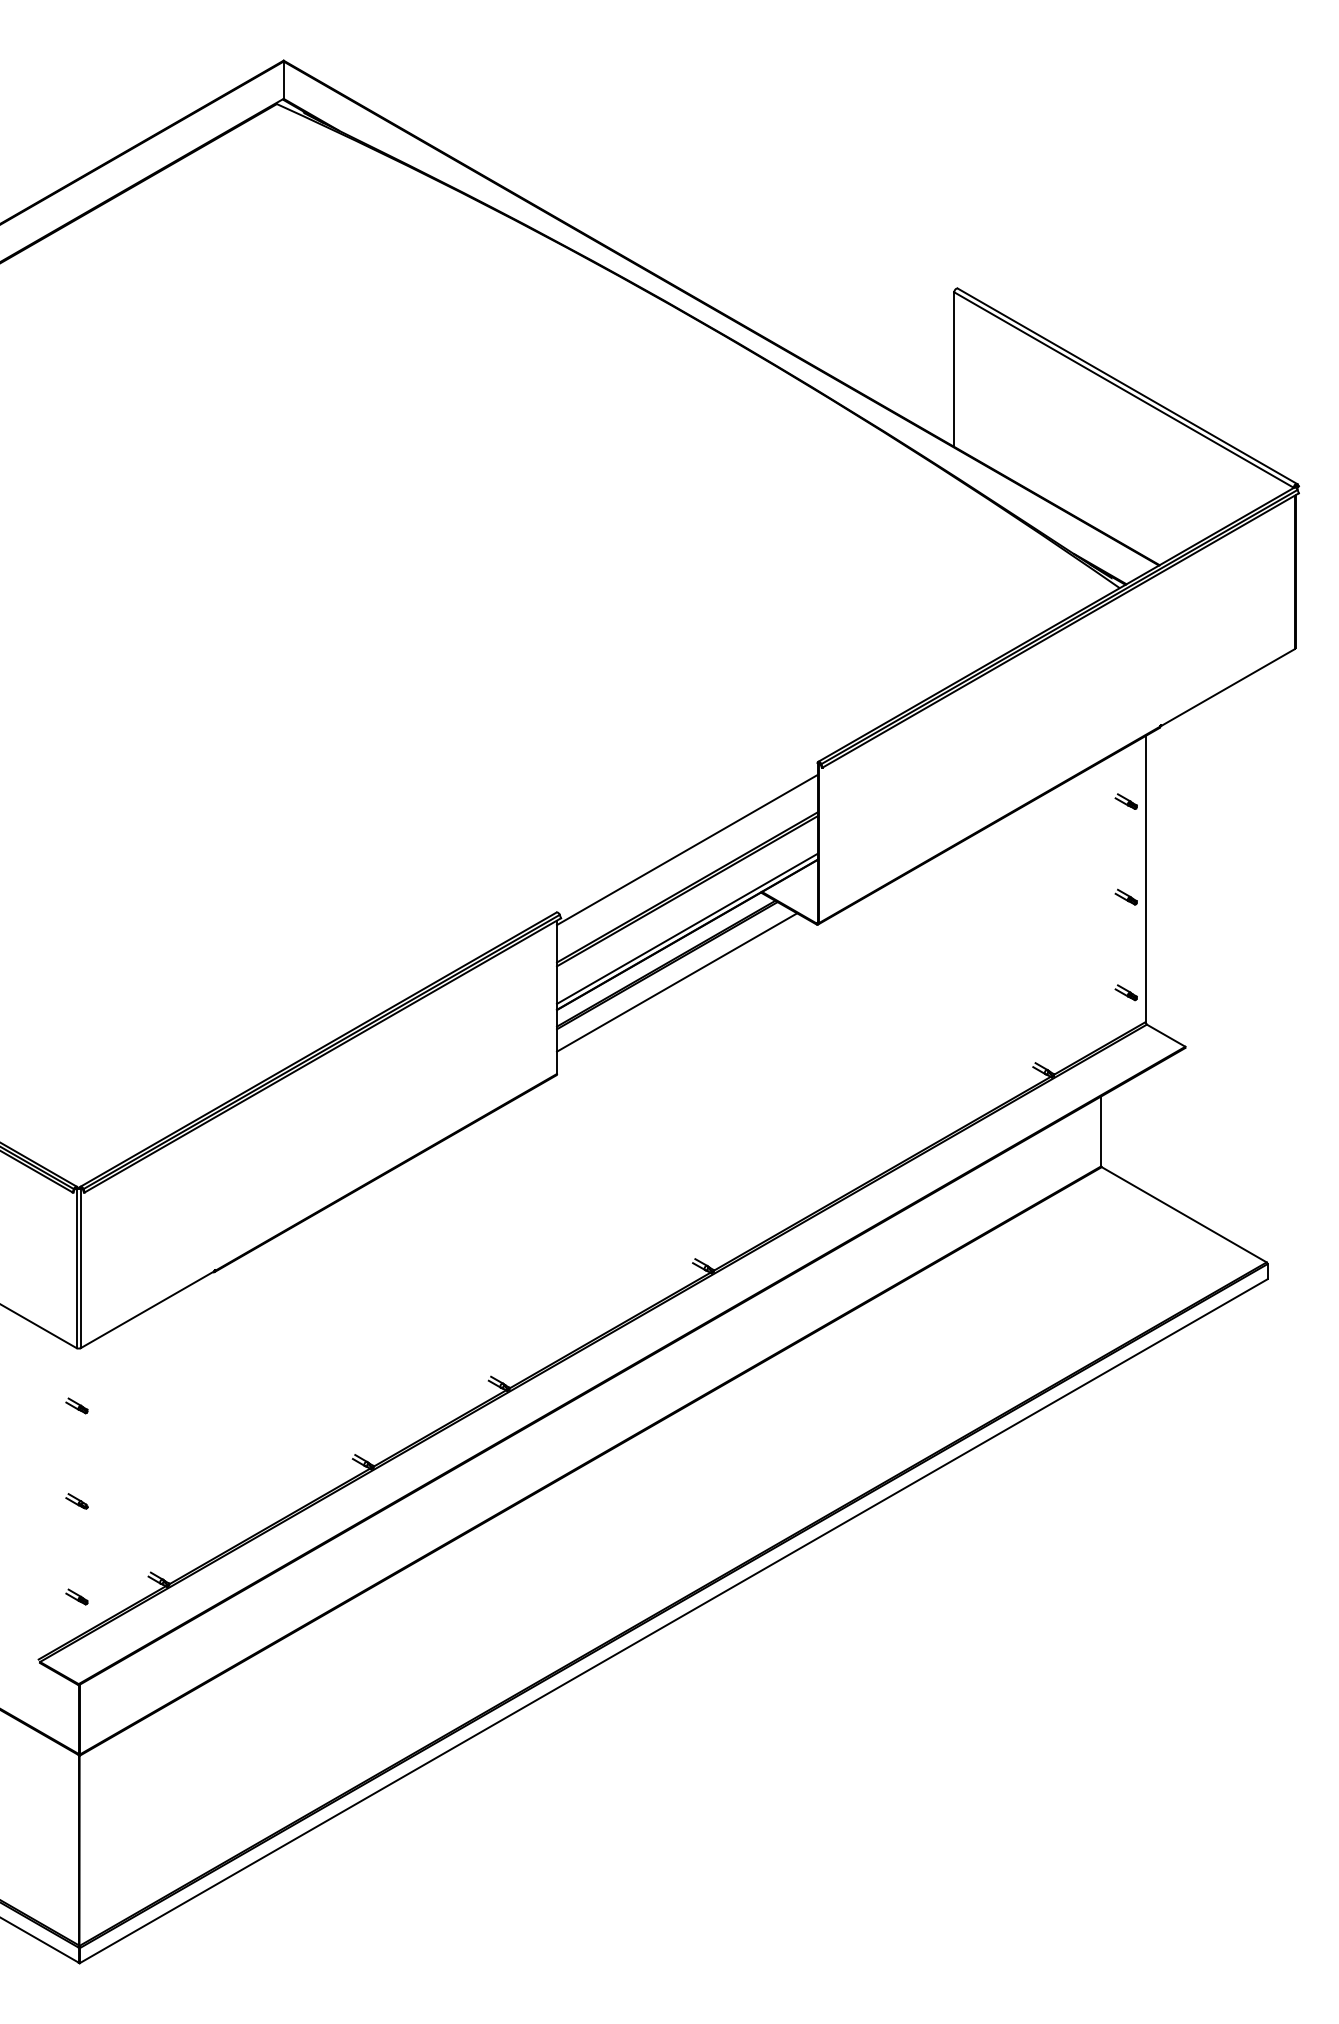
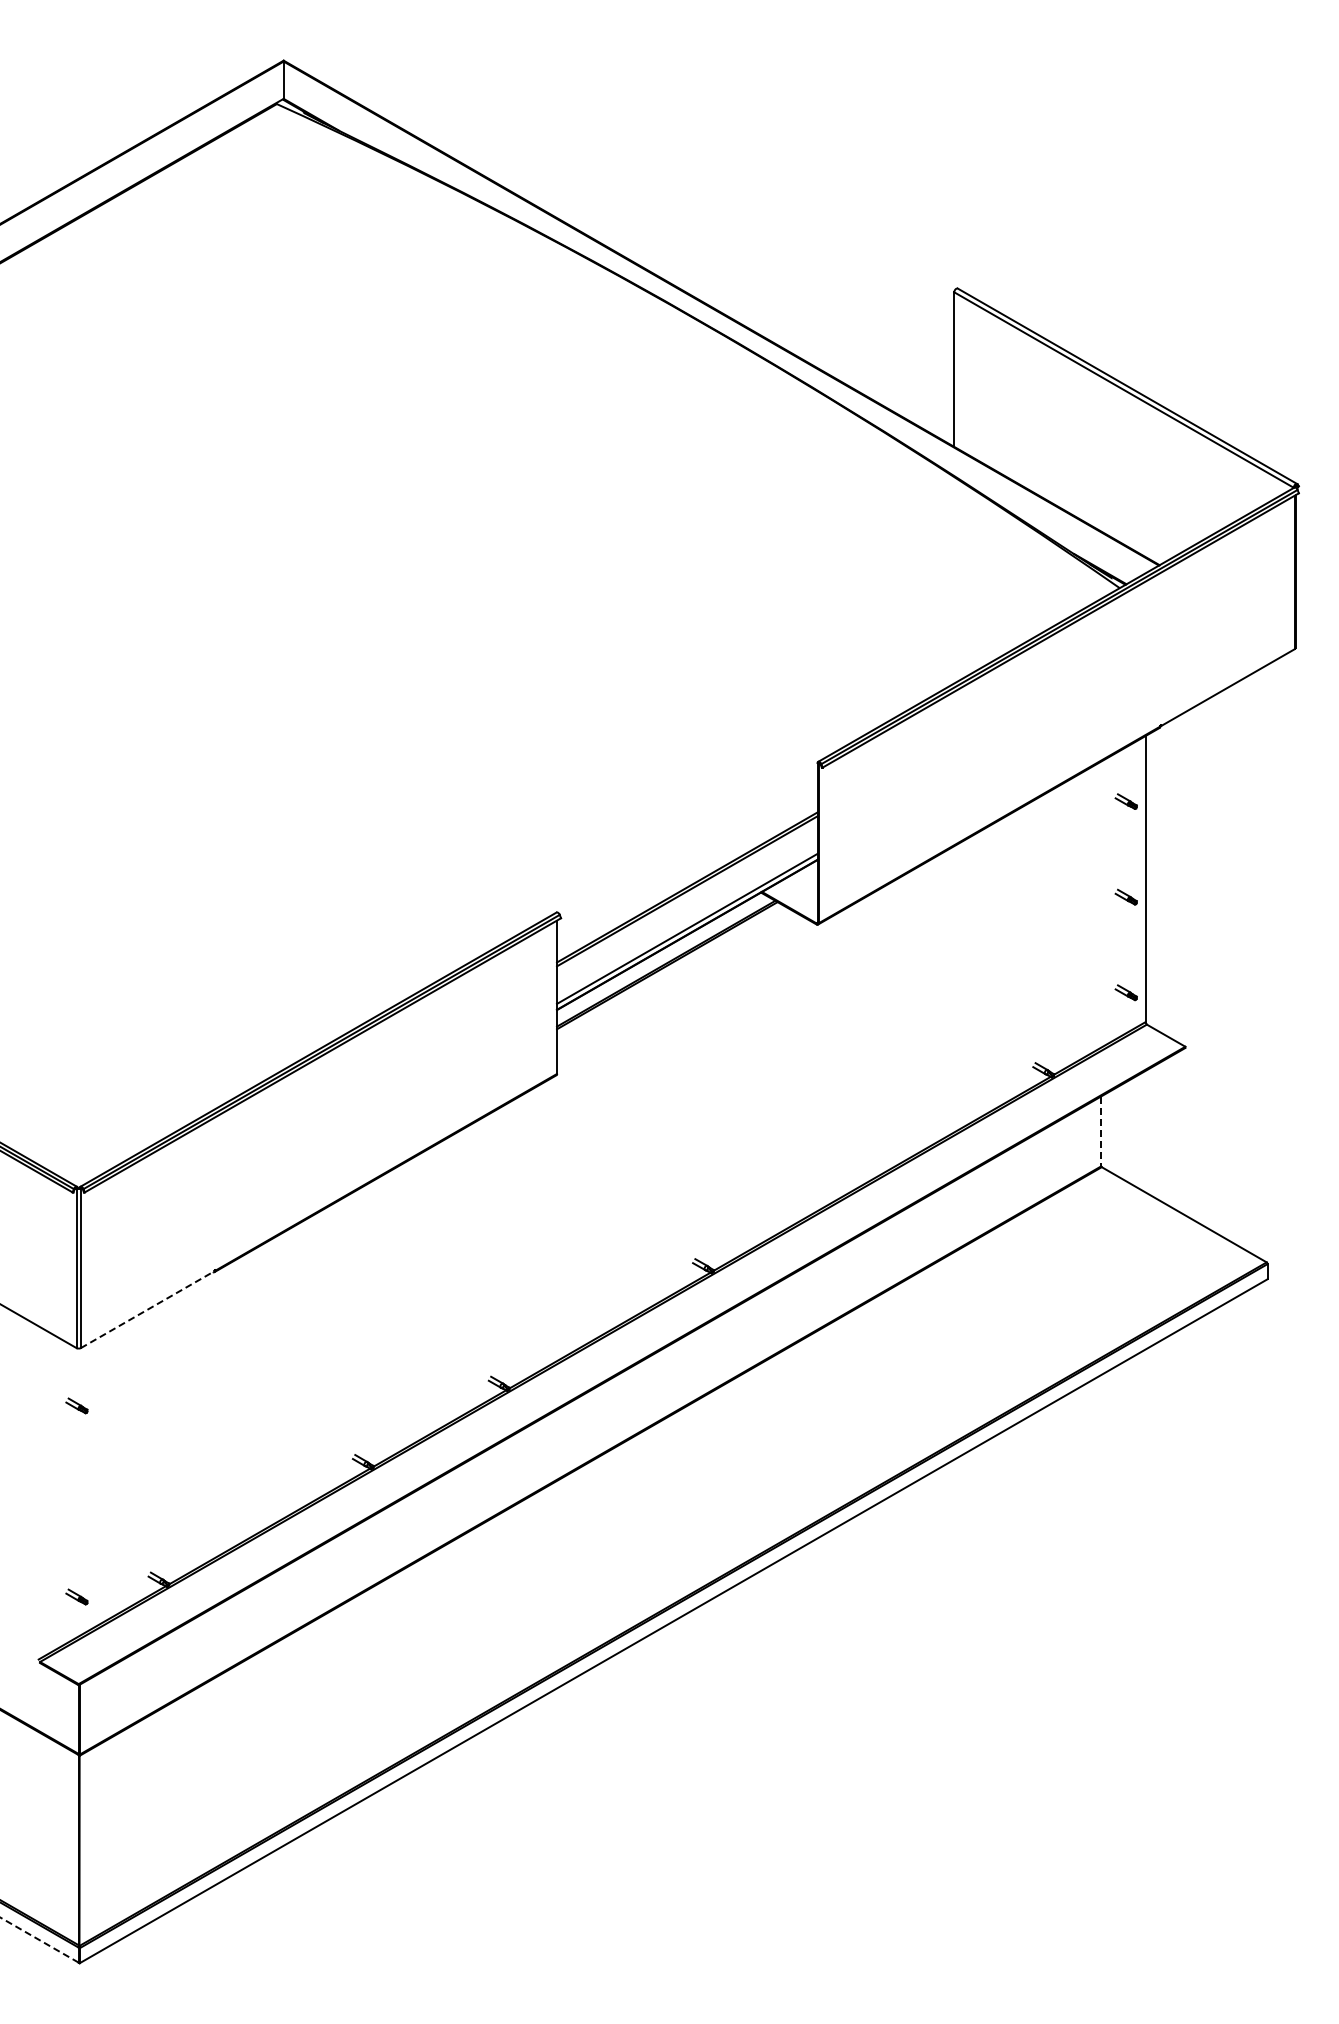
line: present -> none (687, 849)
line: present -> none (677, 982)
line: solid -> dashed (1101, 1131)
line: solid -> dashed (147, 1309)
part: present -> none (76, 1501)
line: solid -> dashed (39, 1940)
